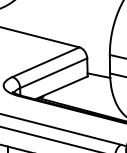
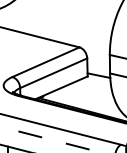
line: solid -> dashed (52, 140)
